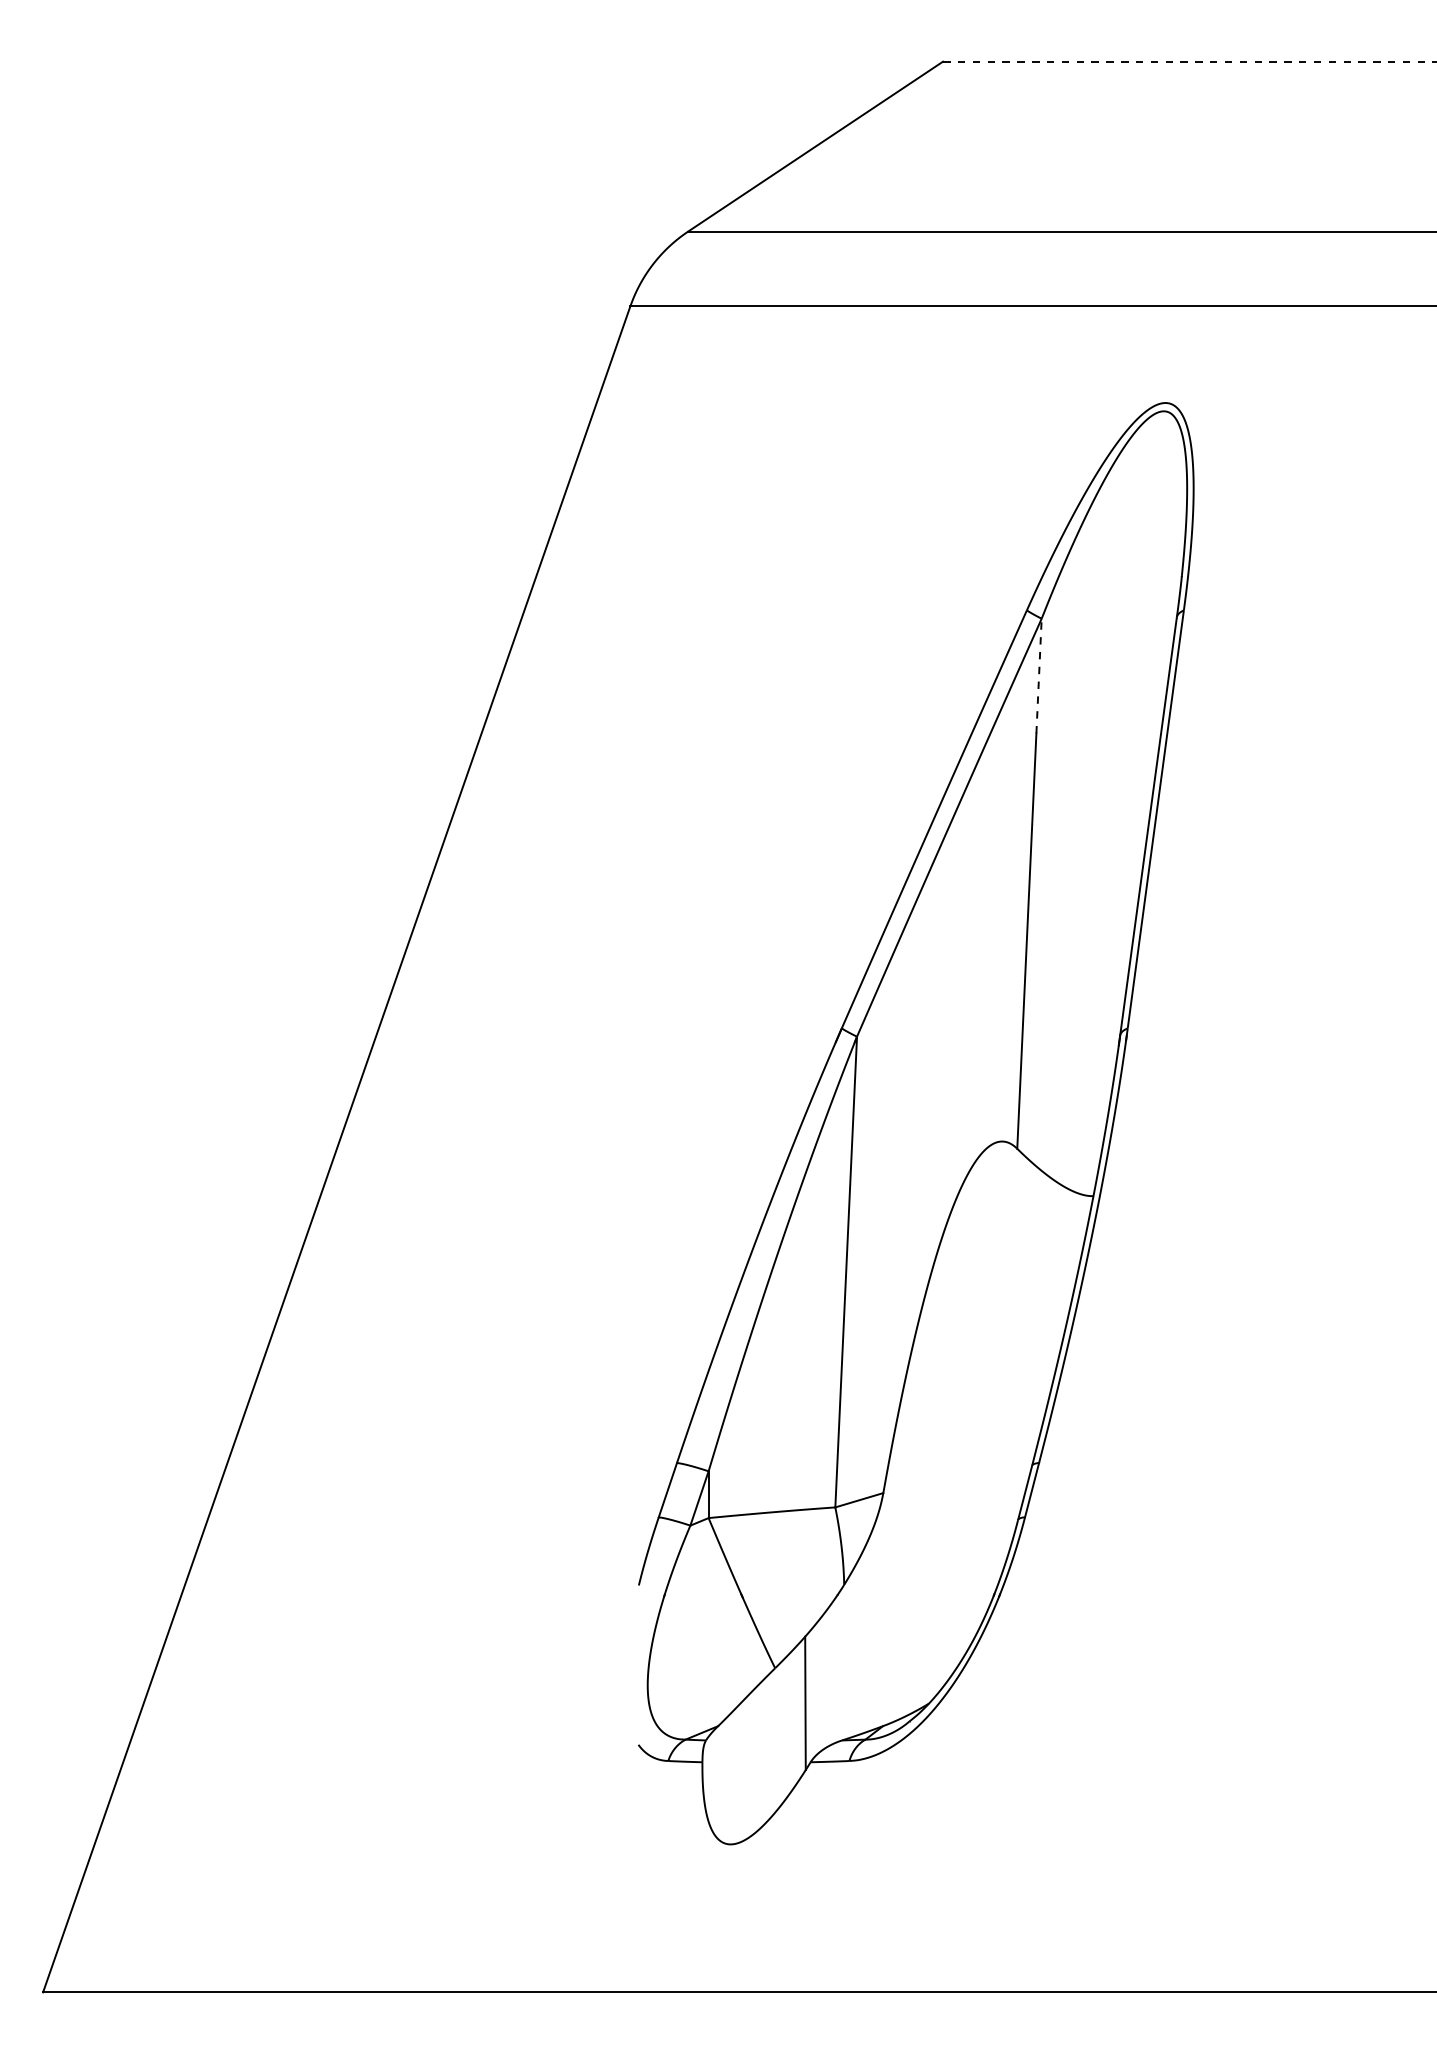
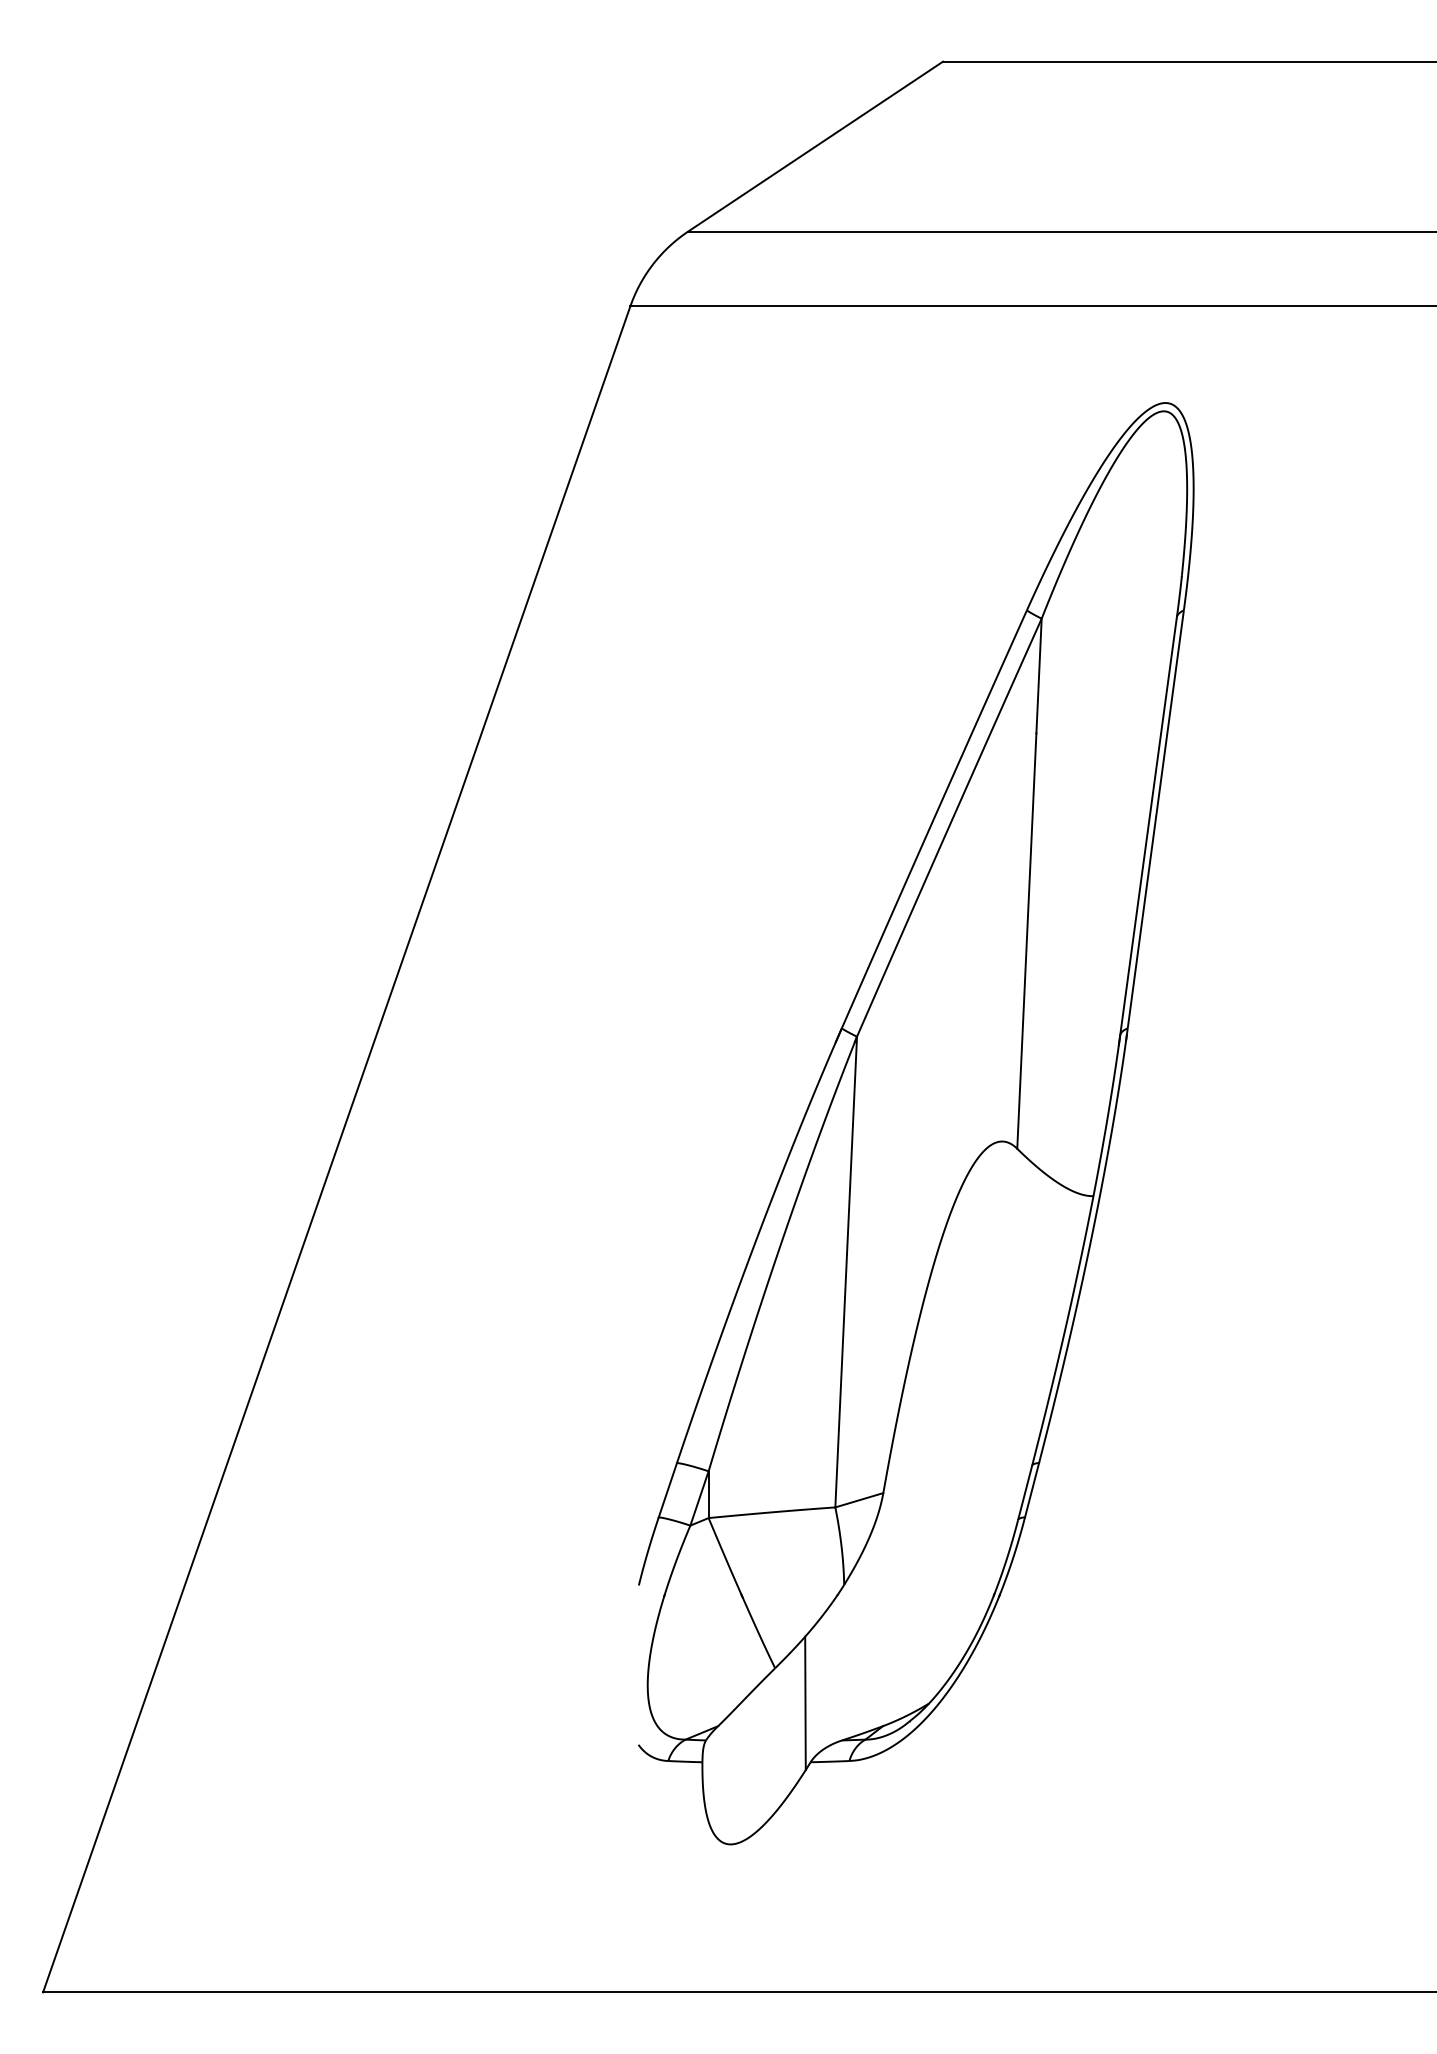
line: dashed -> solid (1190, 61)
line: dashed -> solid (1039, 675)
